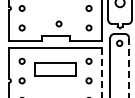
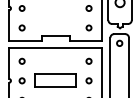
circle: present -> none (58, 23)
line: dashed -> solid (128, 67)
part position: (55, 69) -> (55, 80) (55, 80)
line: dashed -> solid (102, 73)
